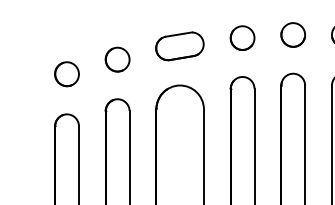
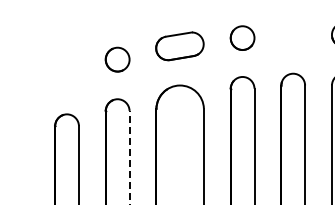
part: present -> none (292, 34)
part: present -> none (66, 74)
line: solid -> dashed (129, 157)
